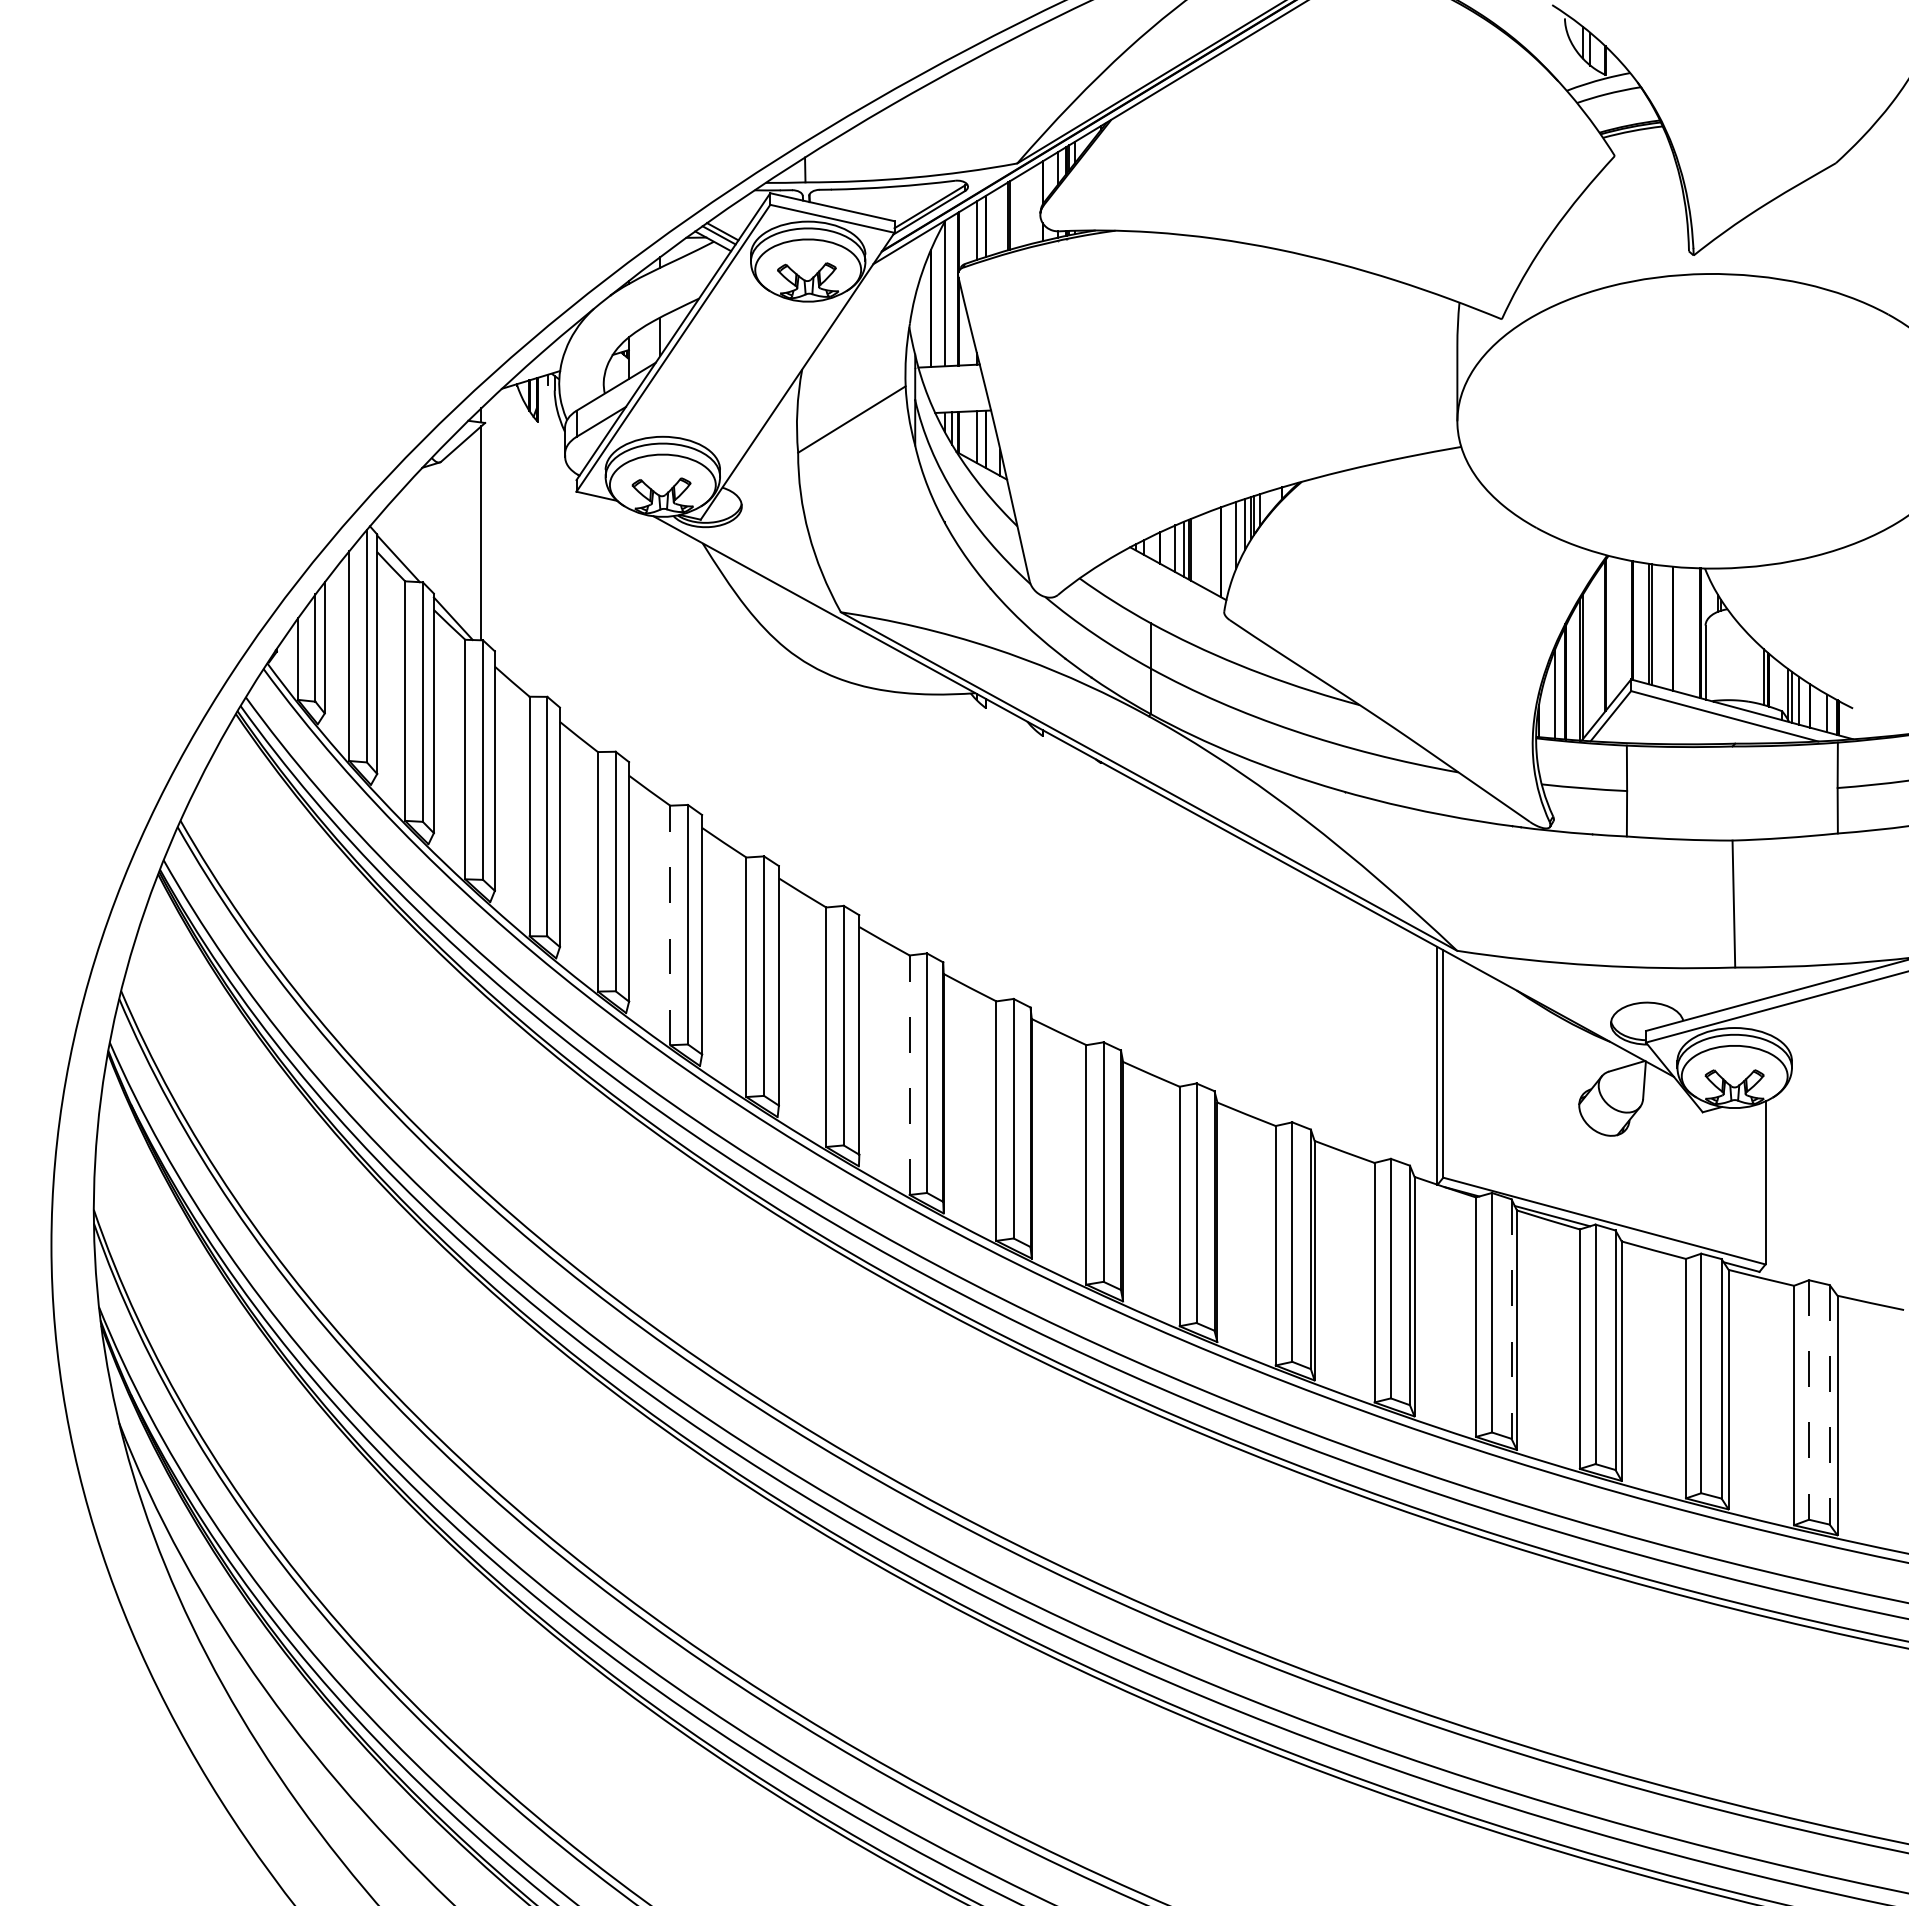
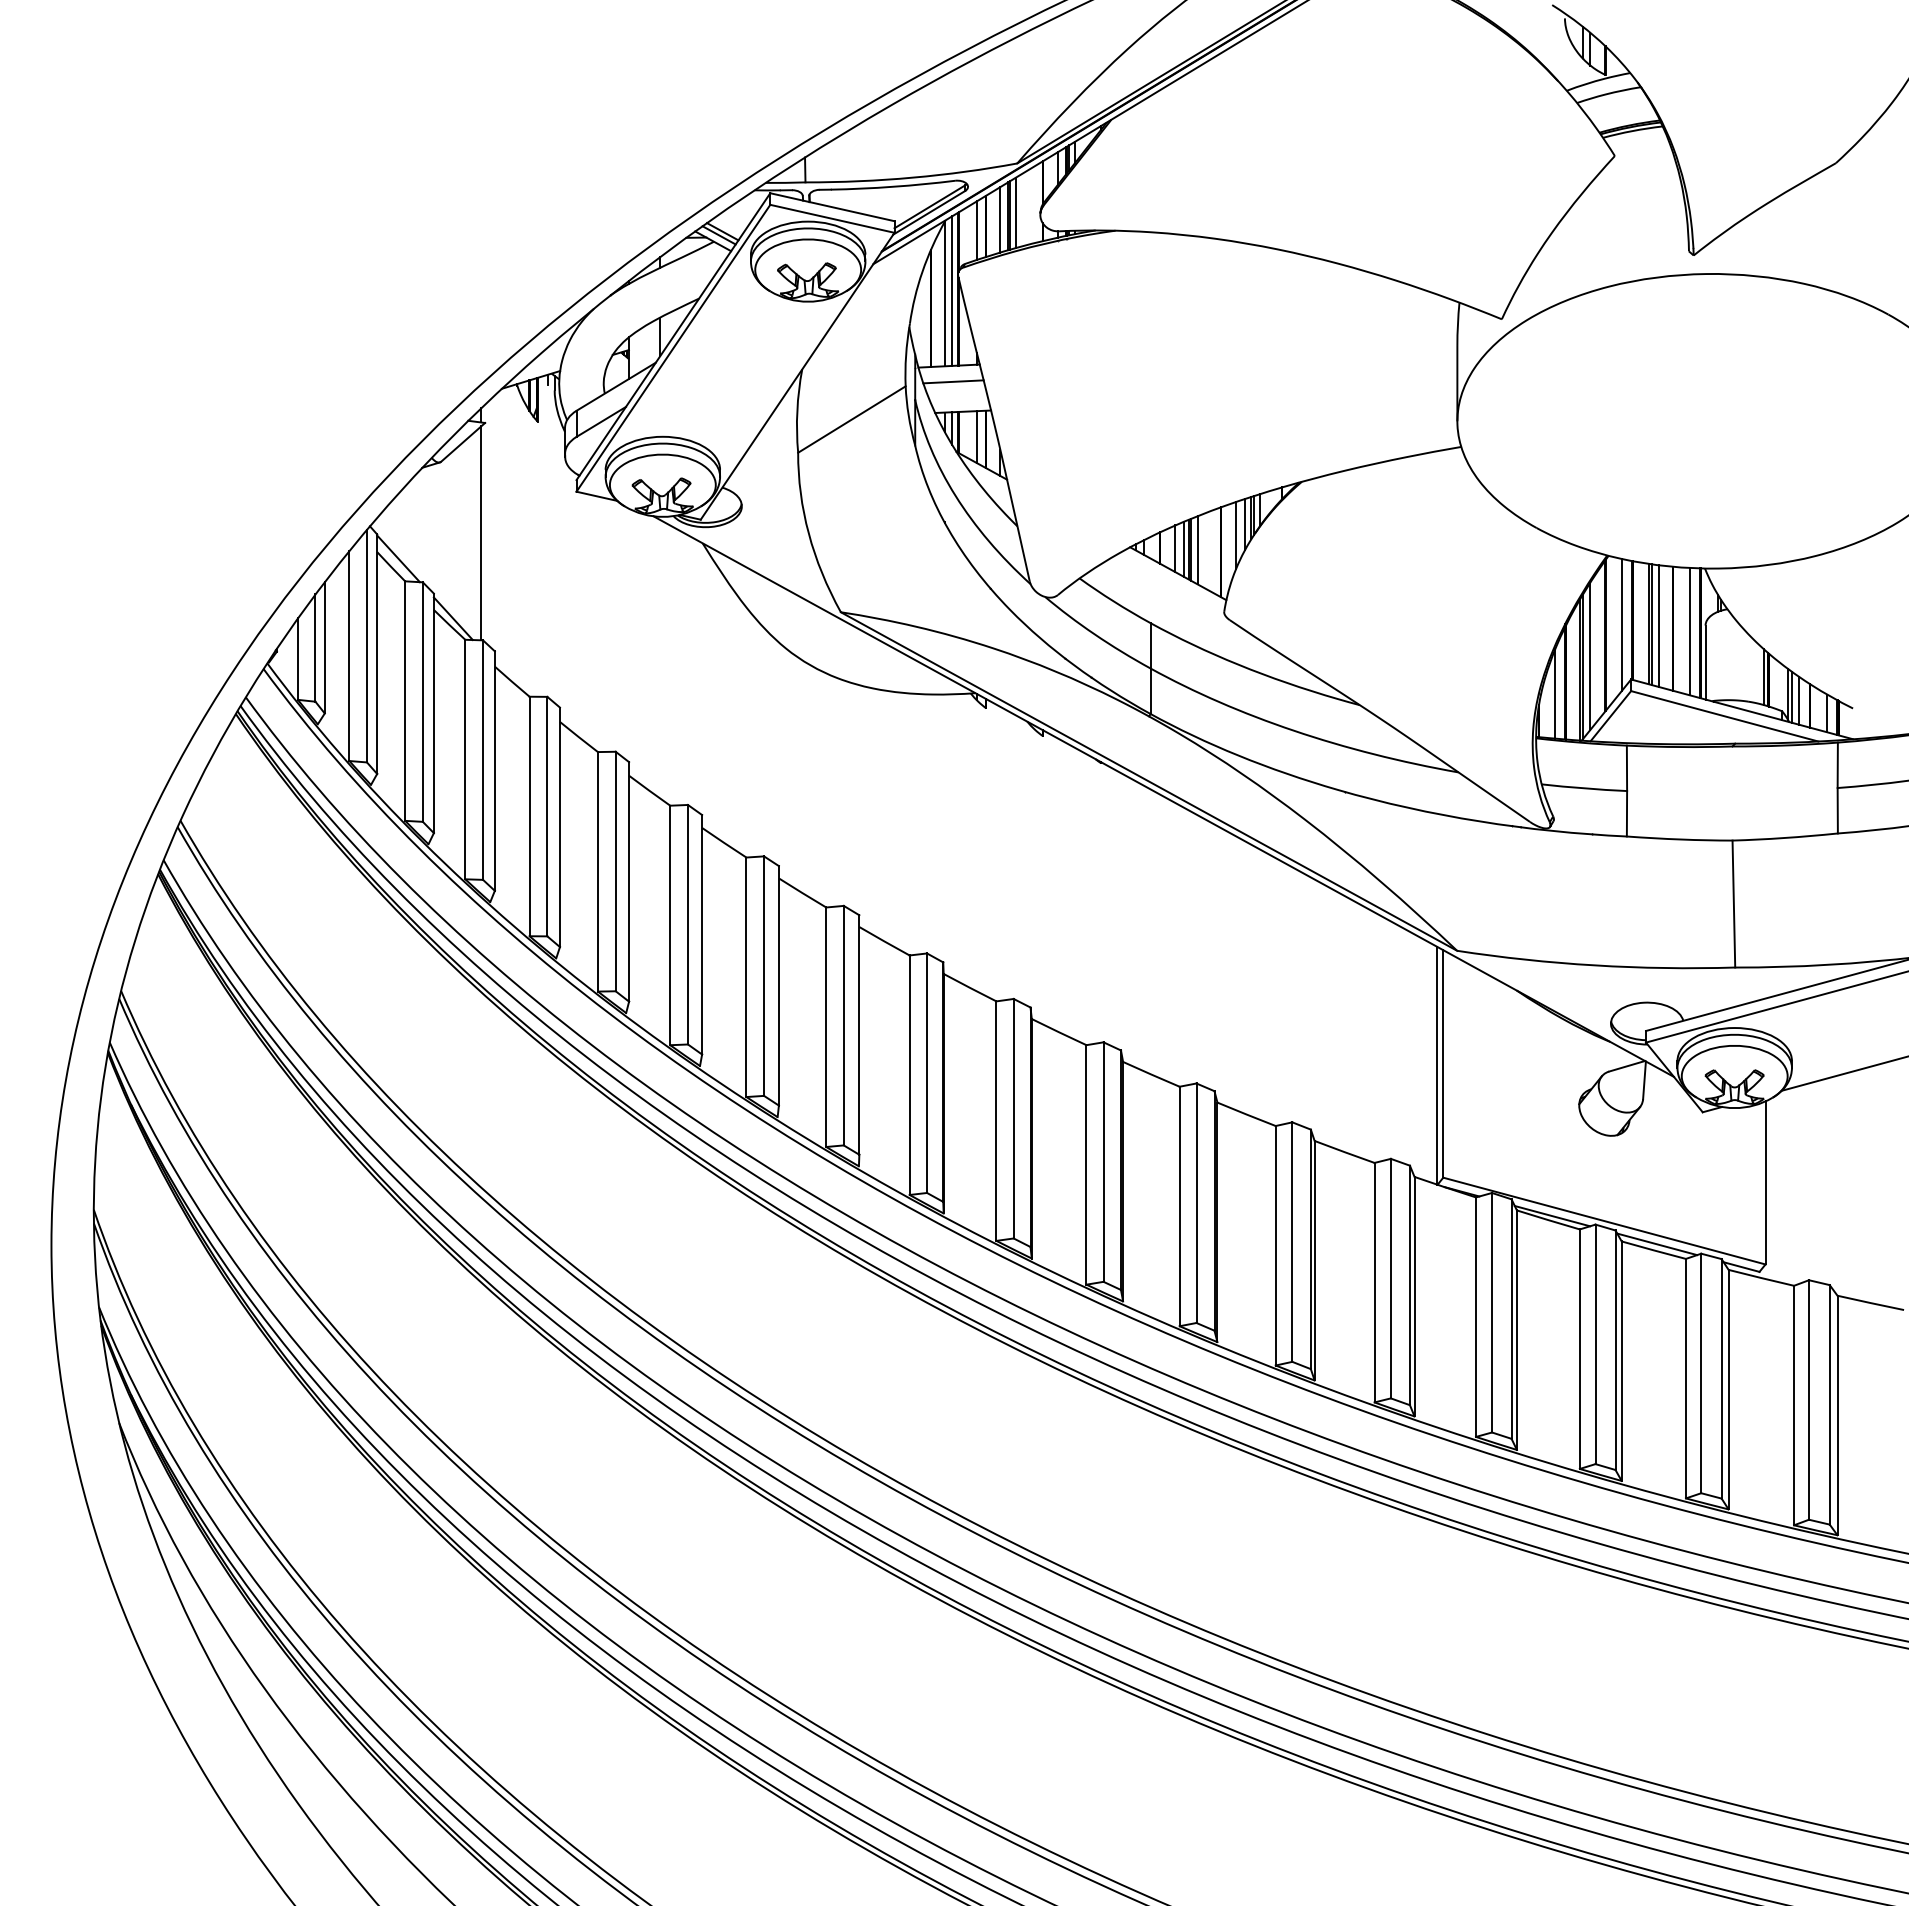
line: none -> present (1016, 212)
line: none -> present (1000, 219)
line: none -> present (952, 290)
line: none -> present (953, 381)
line: none -> present (1197, 550)
line: none -> present (1622, 624)
line: none -> present (1659, 626)
line: none -> present (1689, 631)
line: none -> present (1590, 655)
line: dashed -> solid (670, 925)
line: none -> present (1843, 1073)
line: dashed -> solid (909, 1075)
line: none -> present (1657, 1244)
line: dashed -> solid (1511, 1319)
line: dashed -> solid (1808, 1399)
line: dashed -> solid (1829, 1404)
